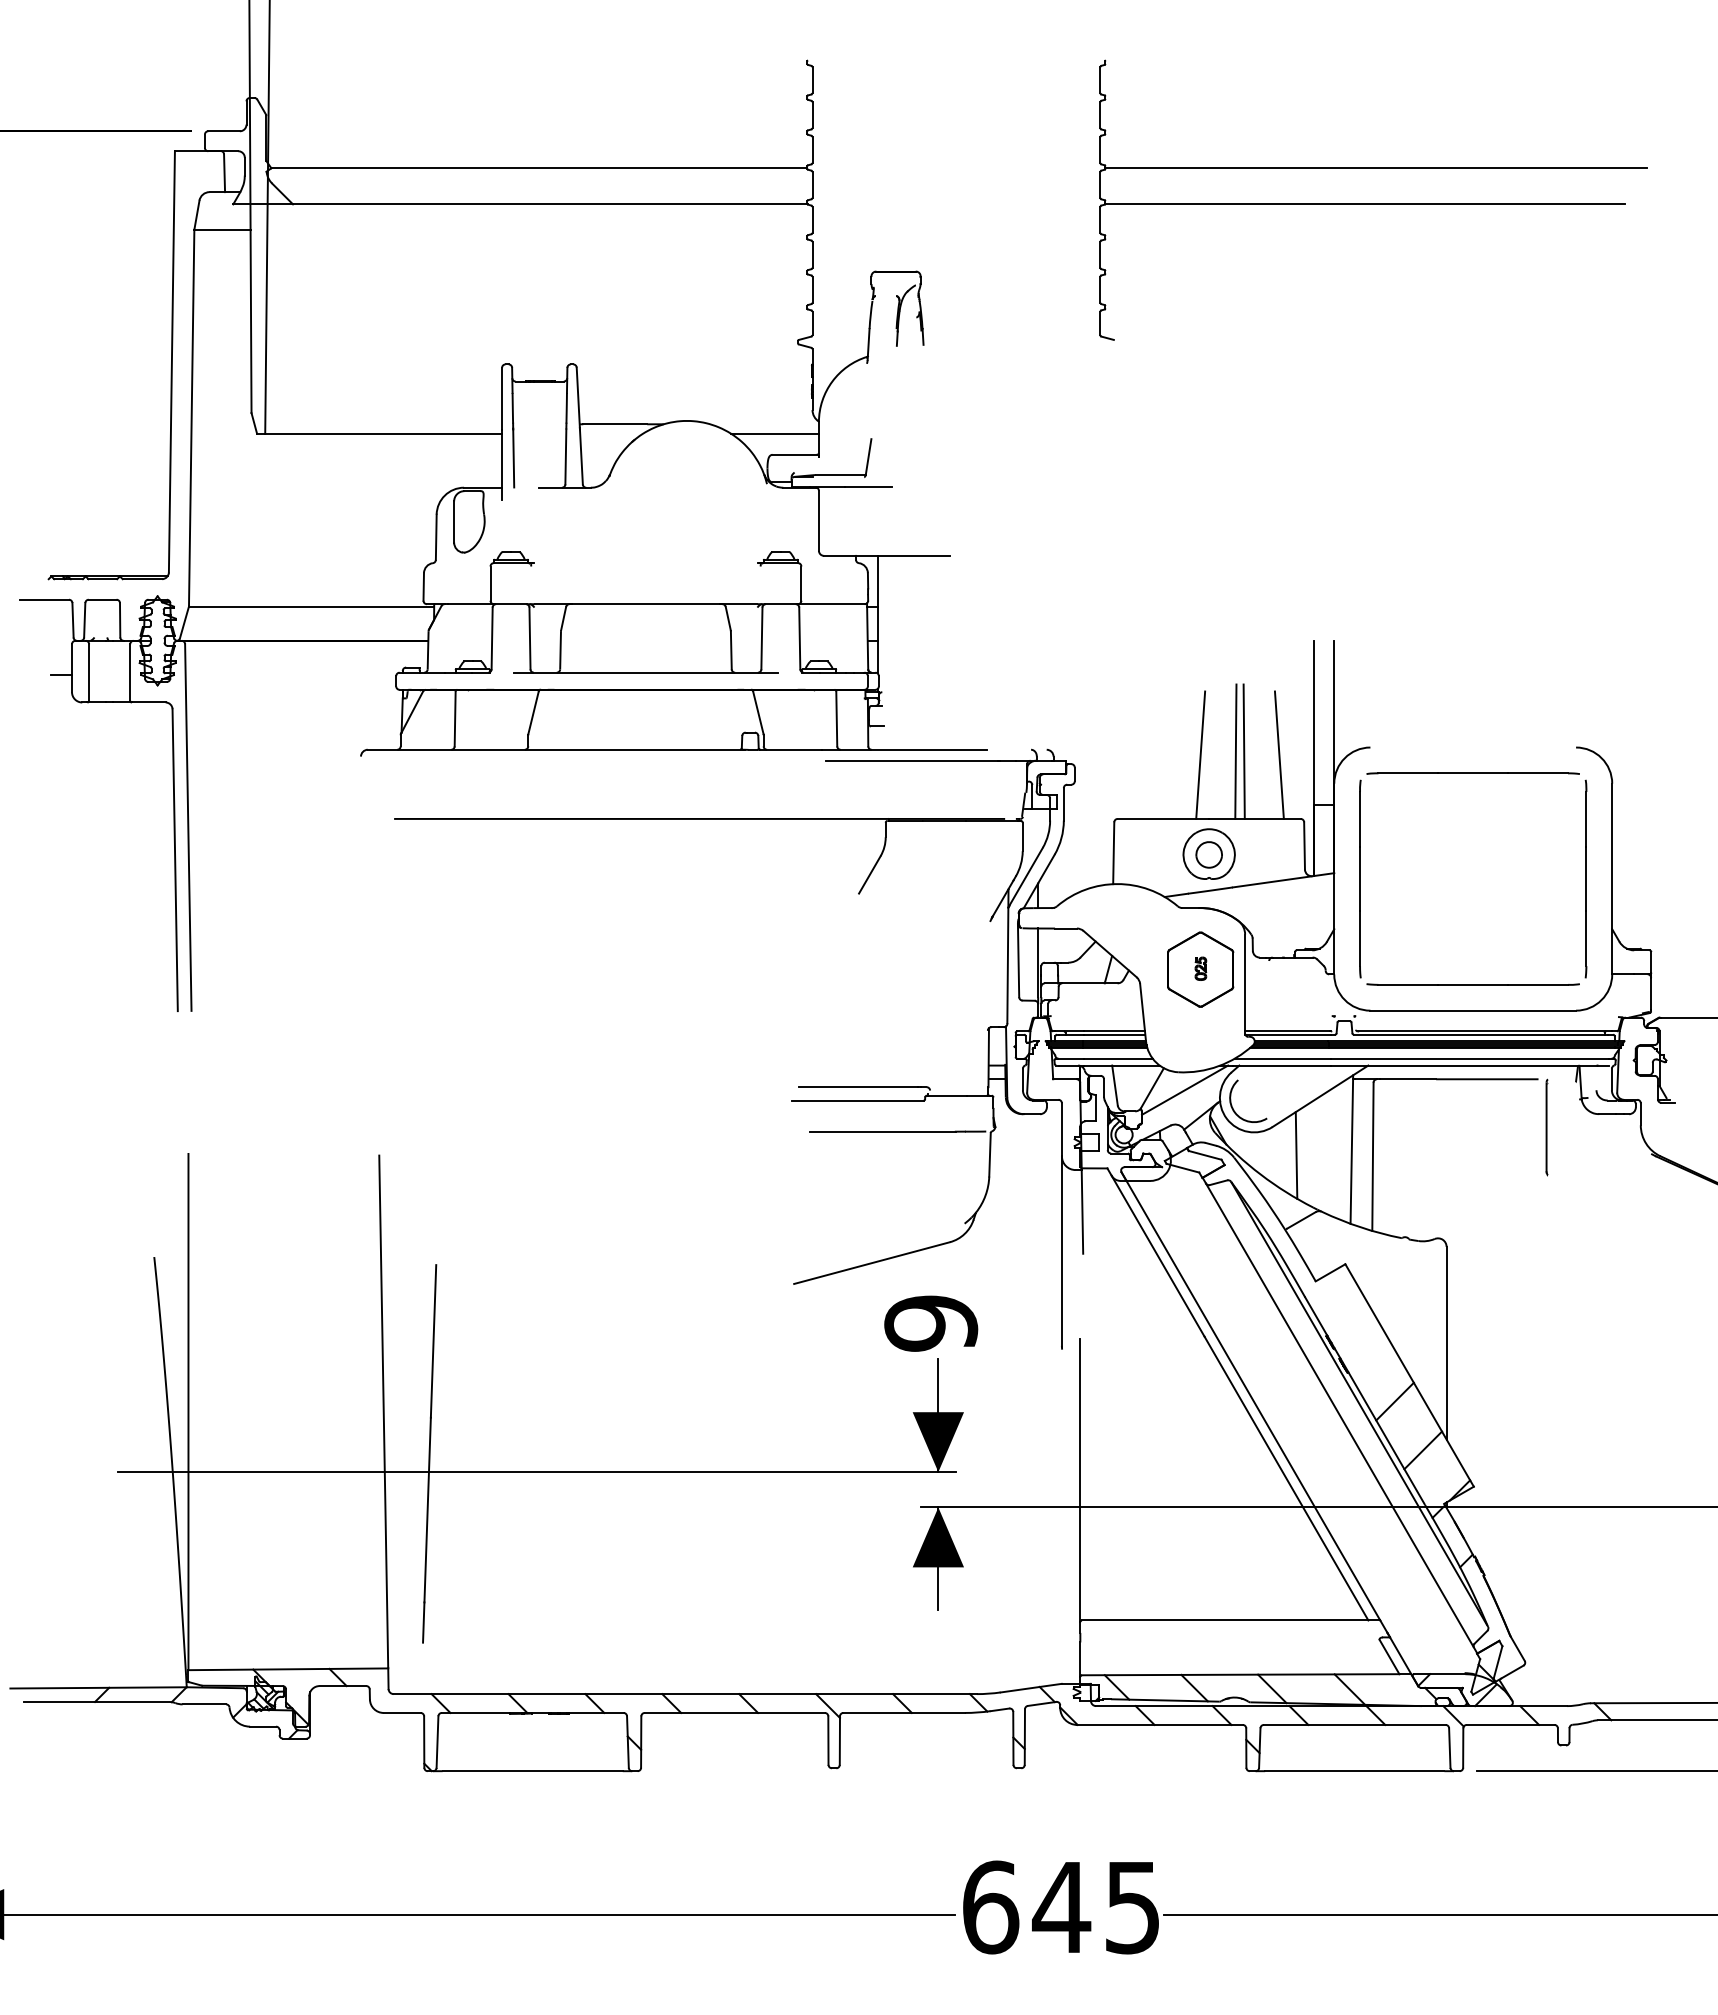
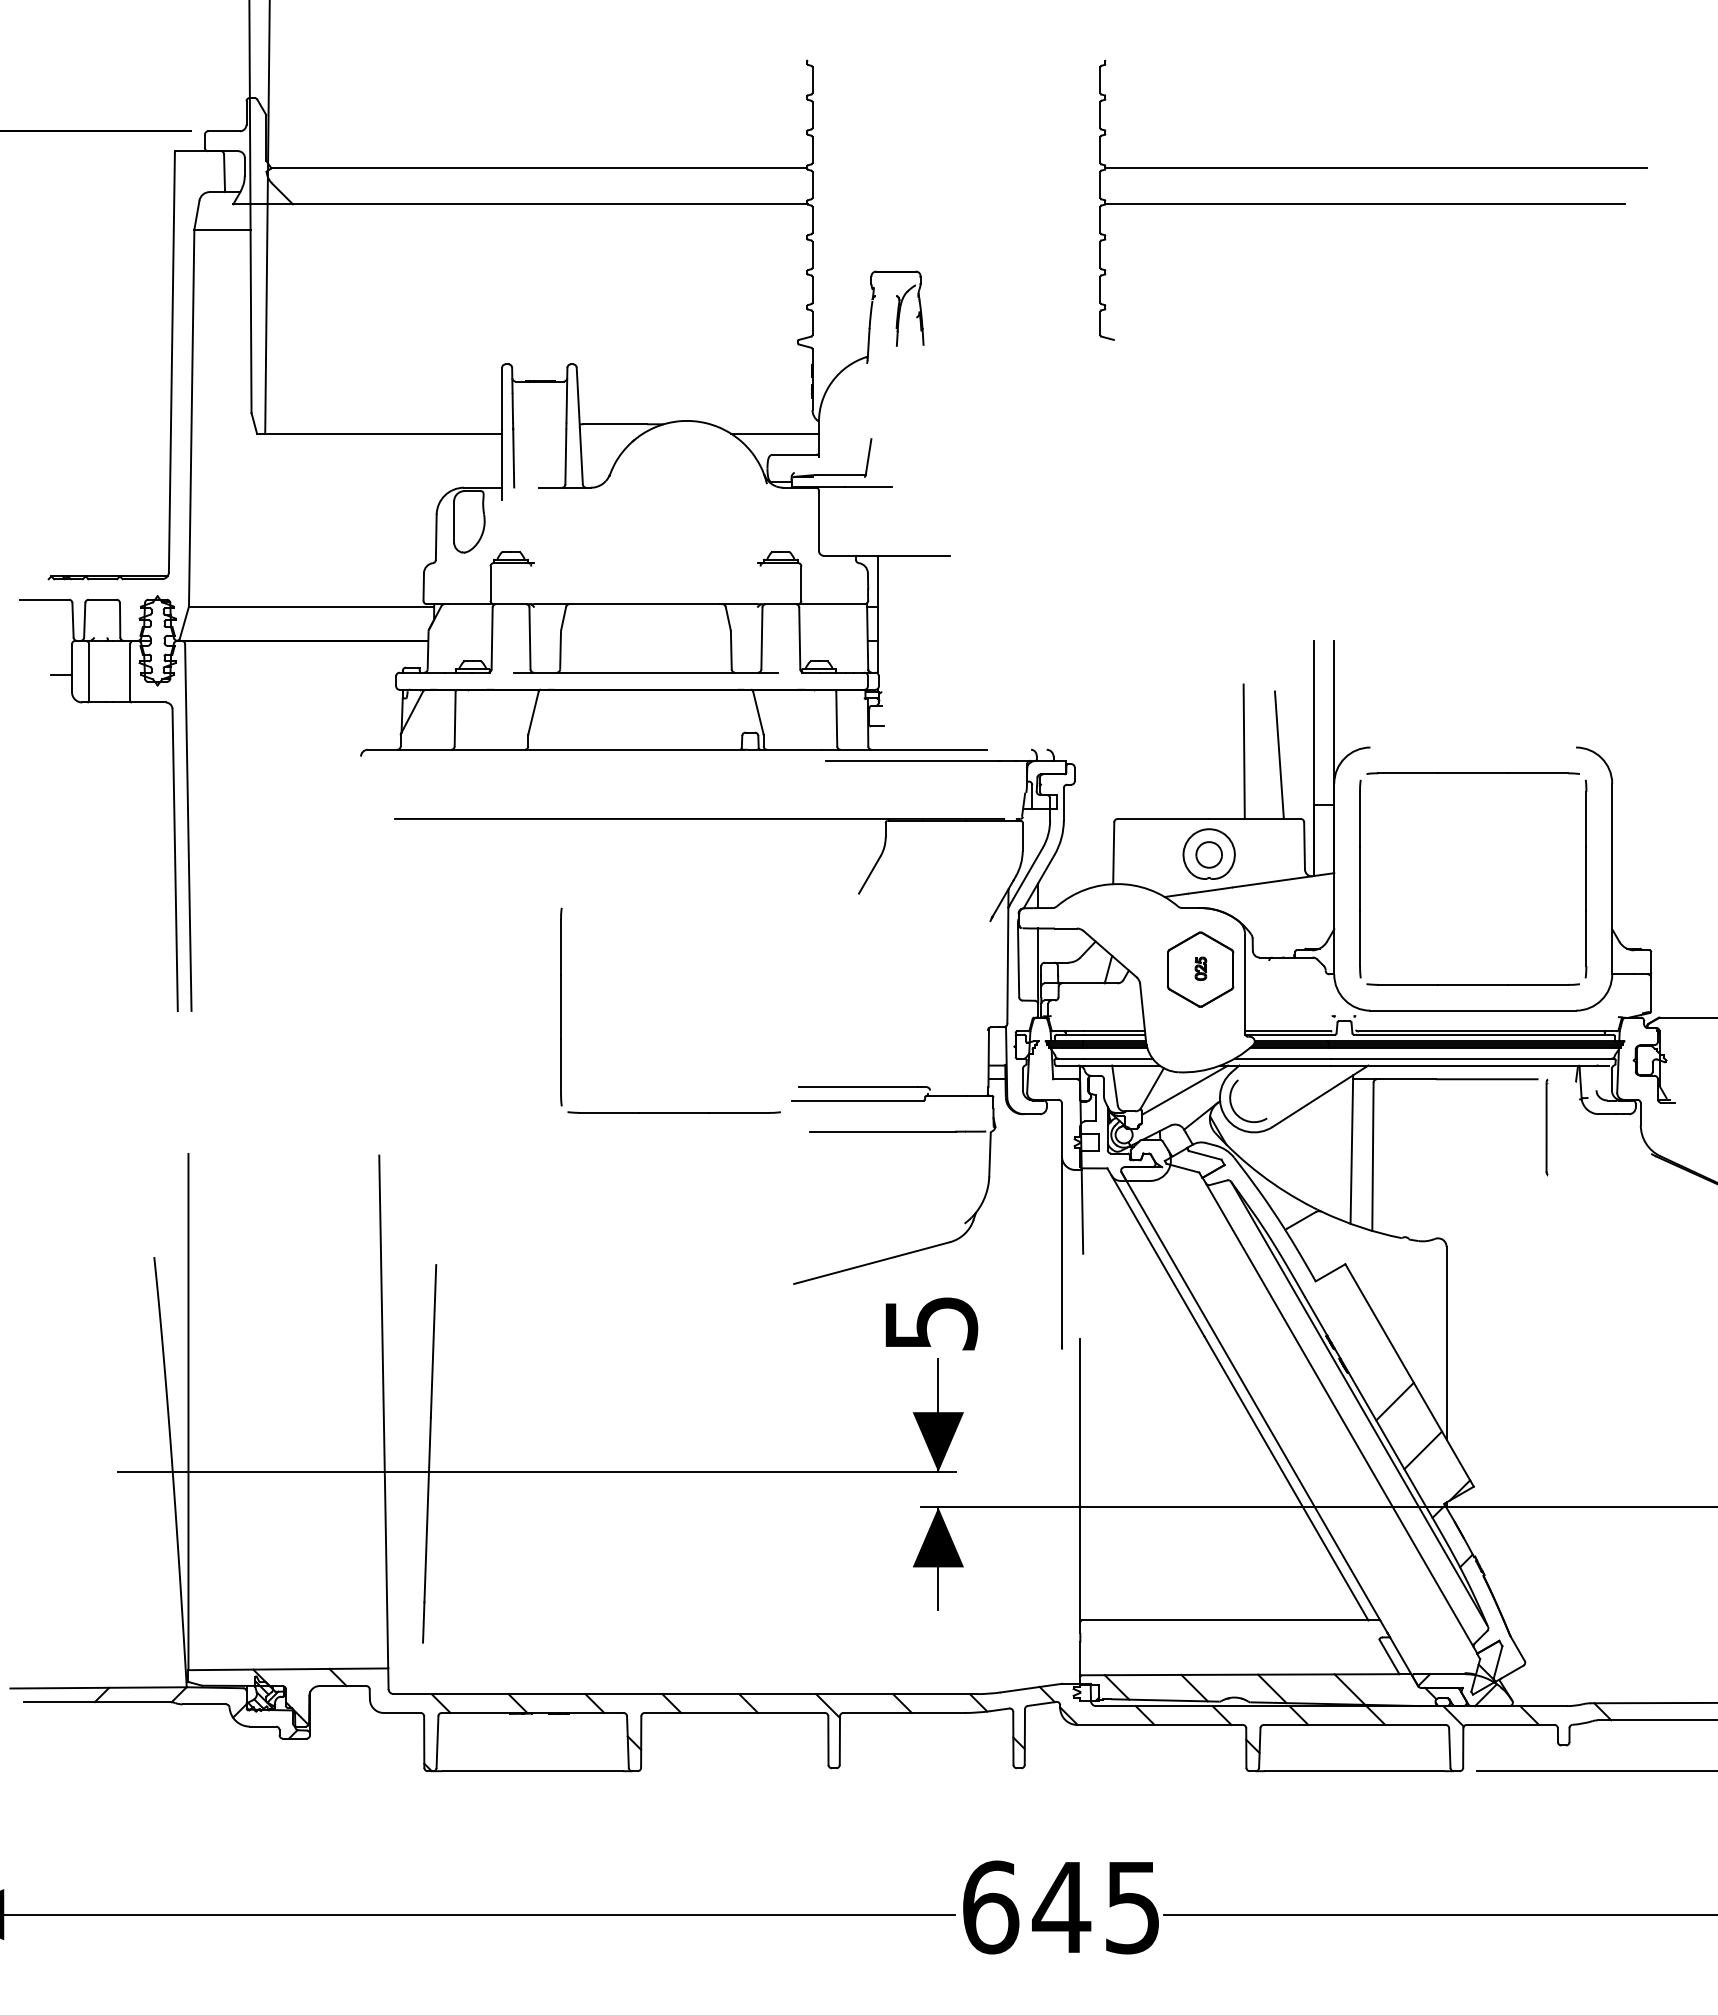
line: present -> none (1235, 751)
line: present -> none (1200, 754)
part: none -> present (670, 1112)
line: present -> none (1296, 1155)
text: 9 -> 5 (931, 1323)
